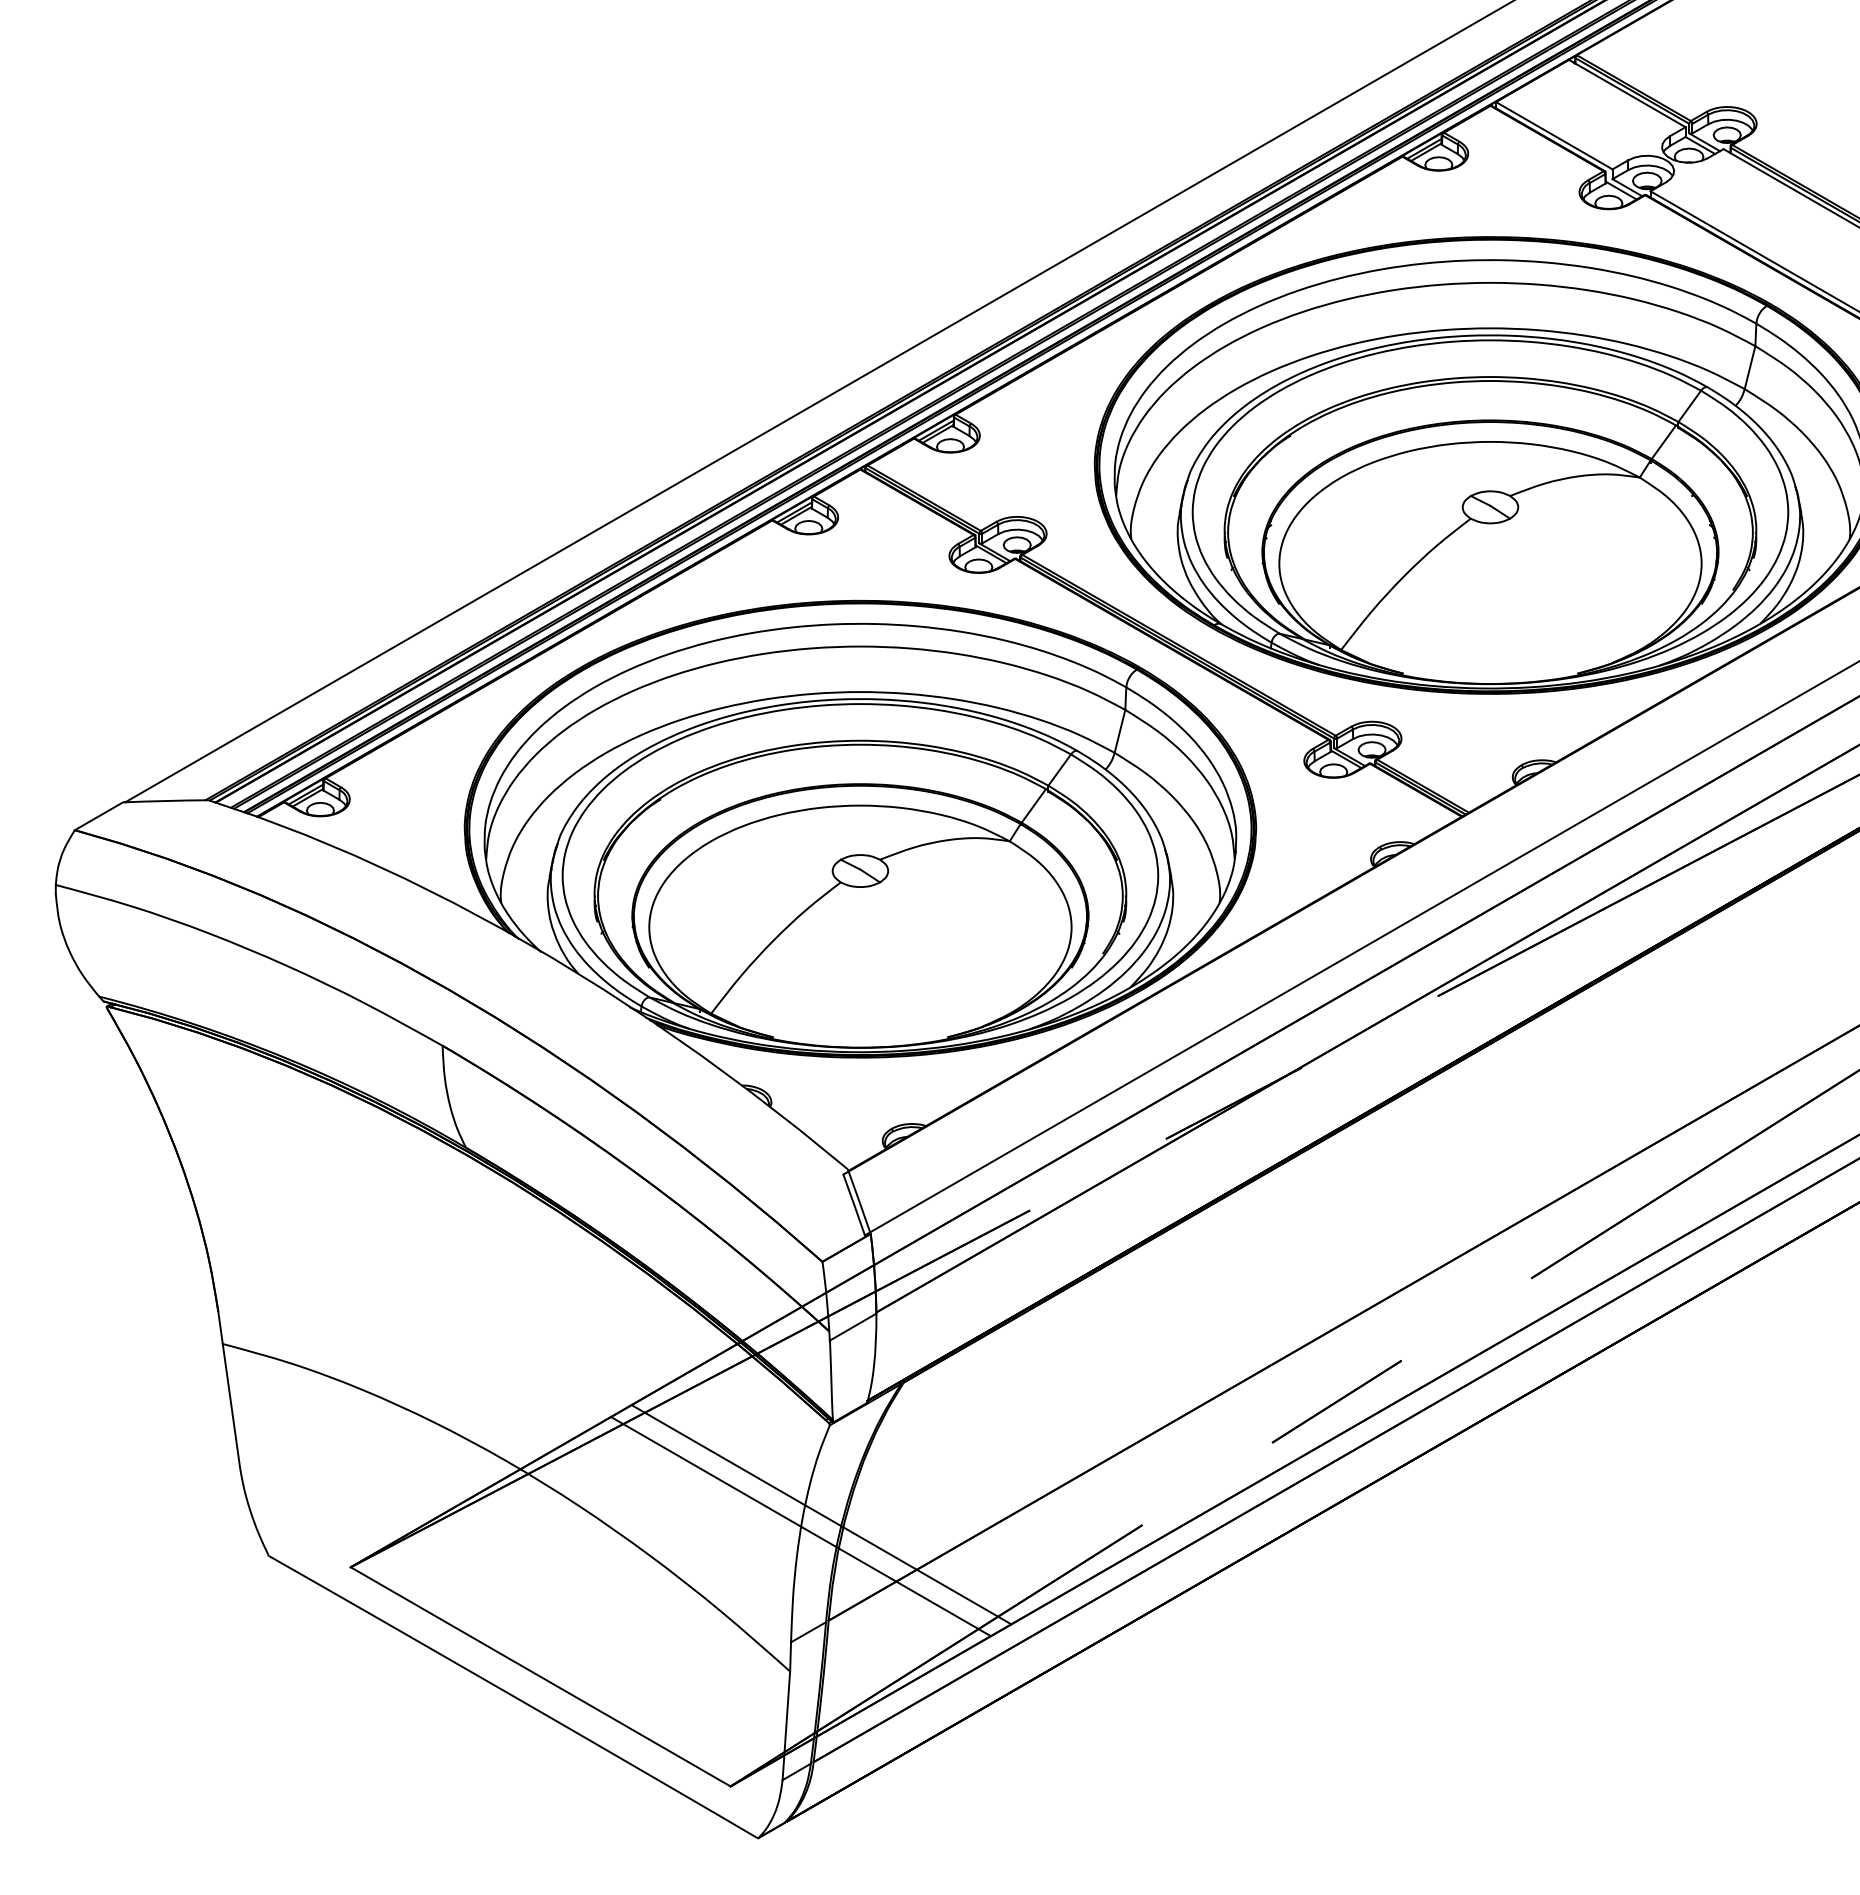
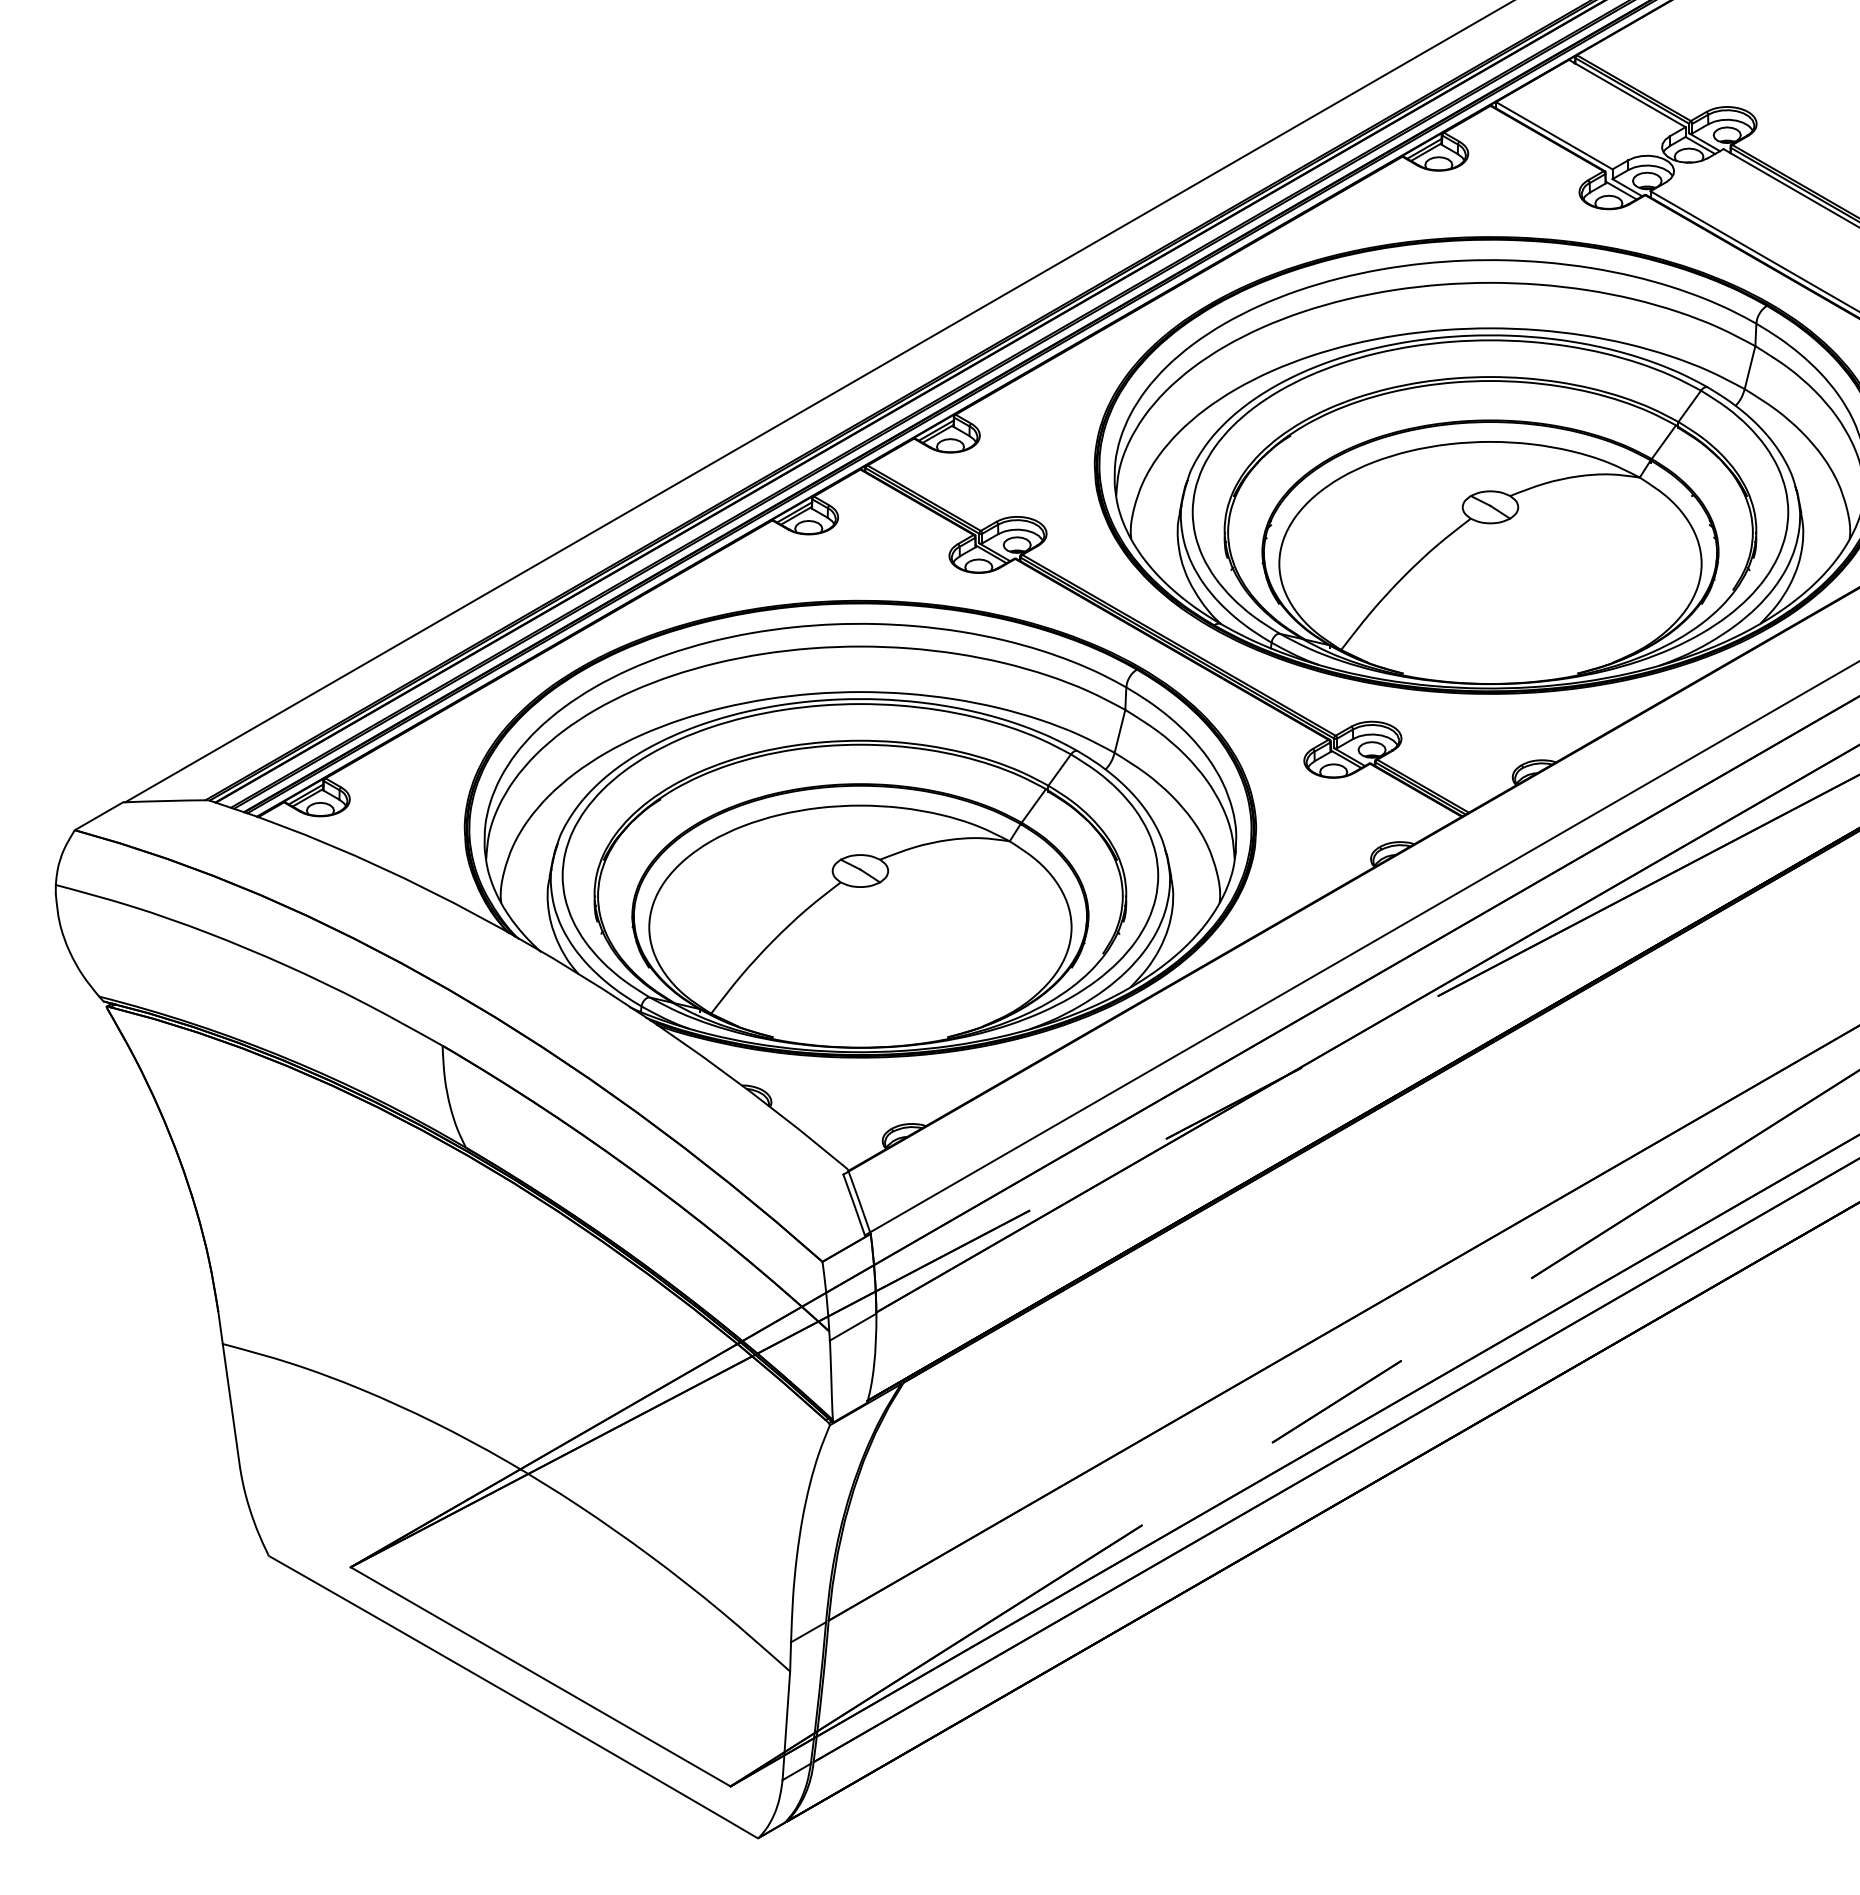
line: present -> none (821, 1514)
line: present -> none (800, 1526)
